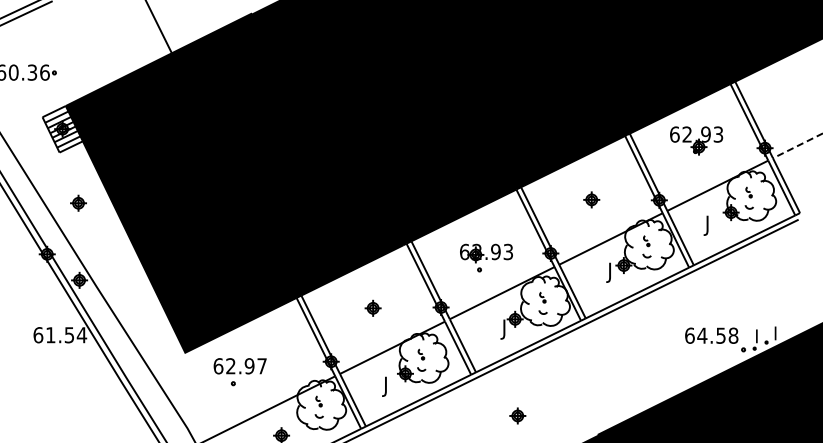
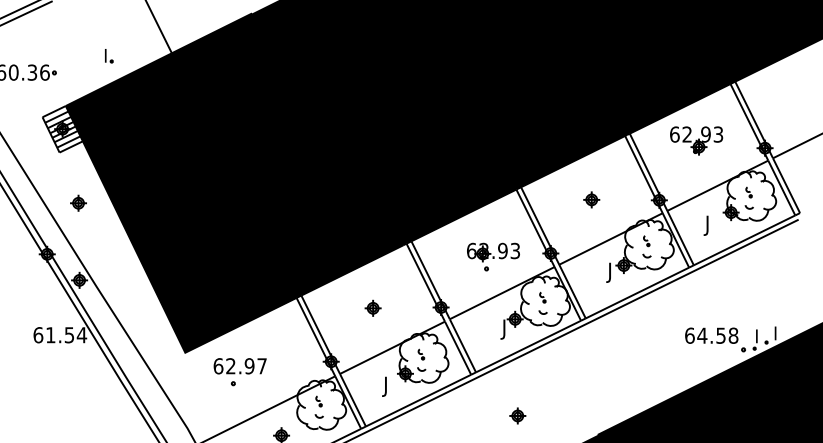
part: none -> present (109, 56)
line: dashed -> solid (797, 146)
part position: (486, 257) -> (493, 256) (493, 256)
